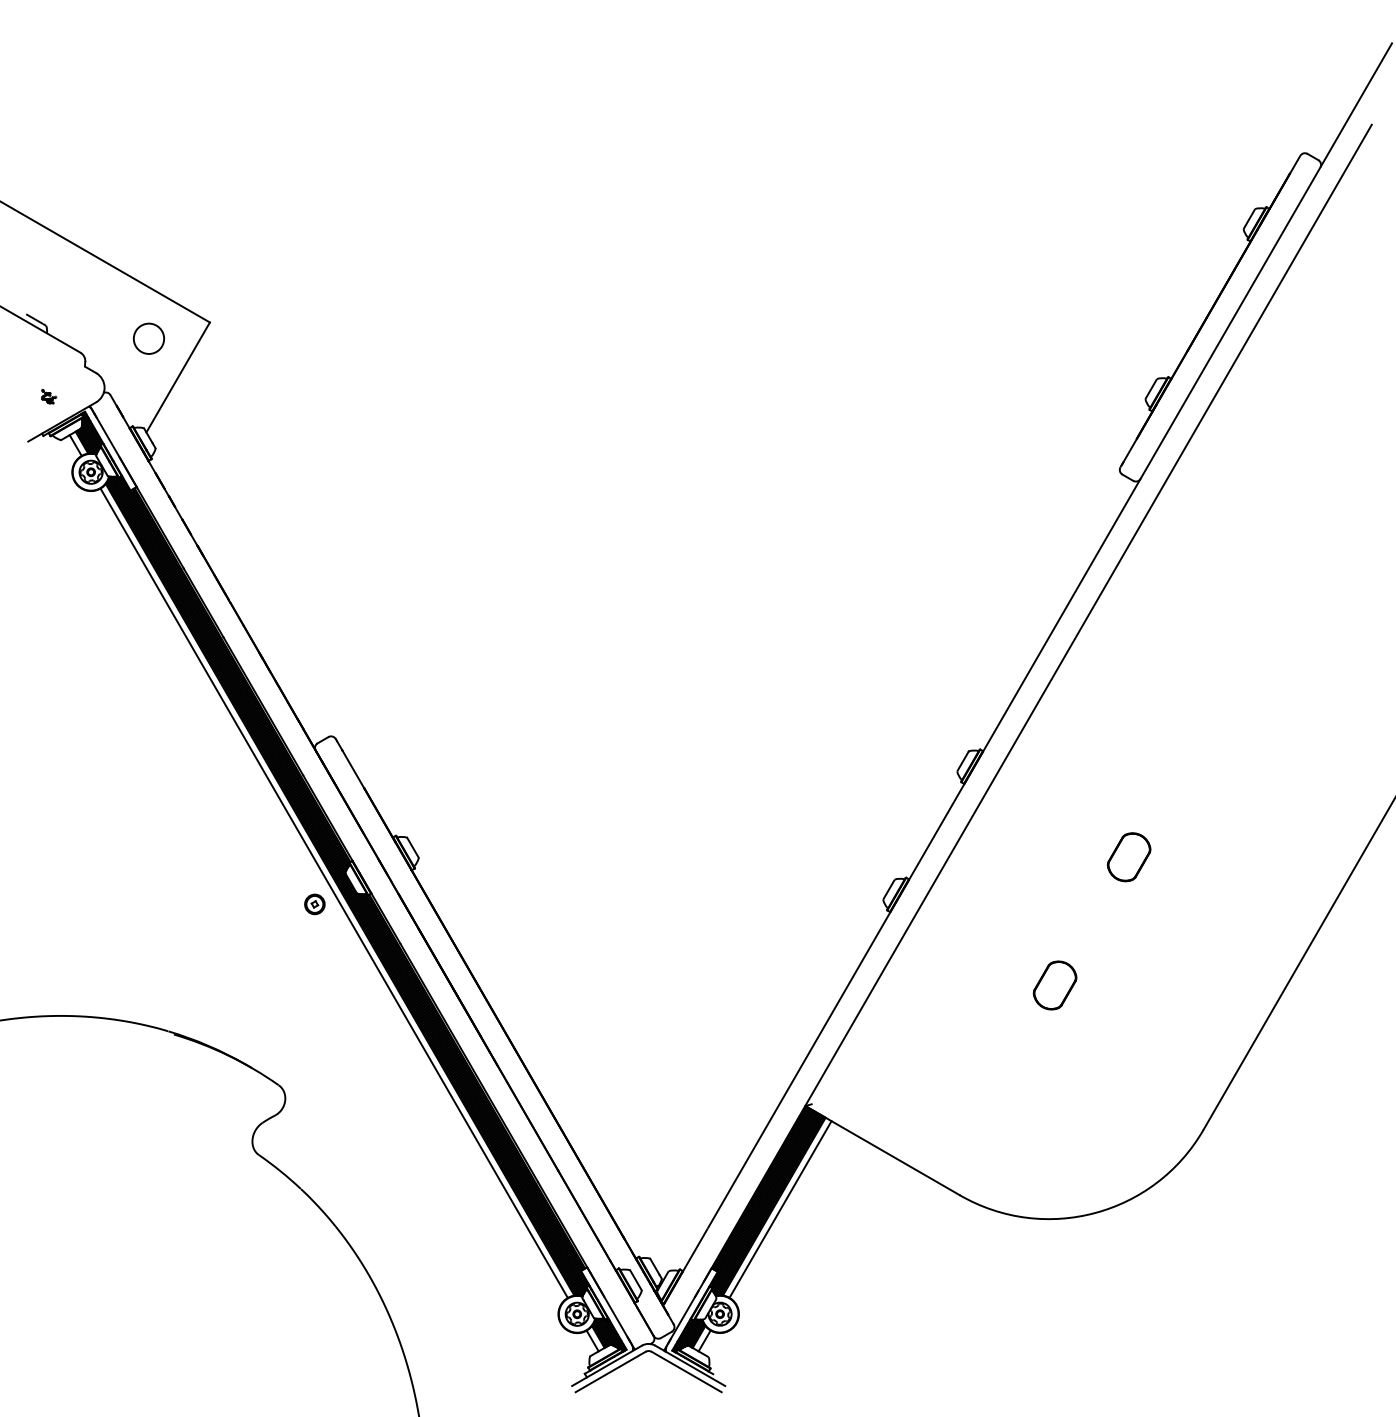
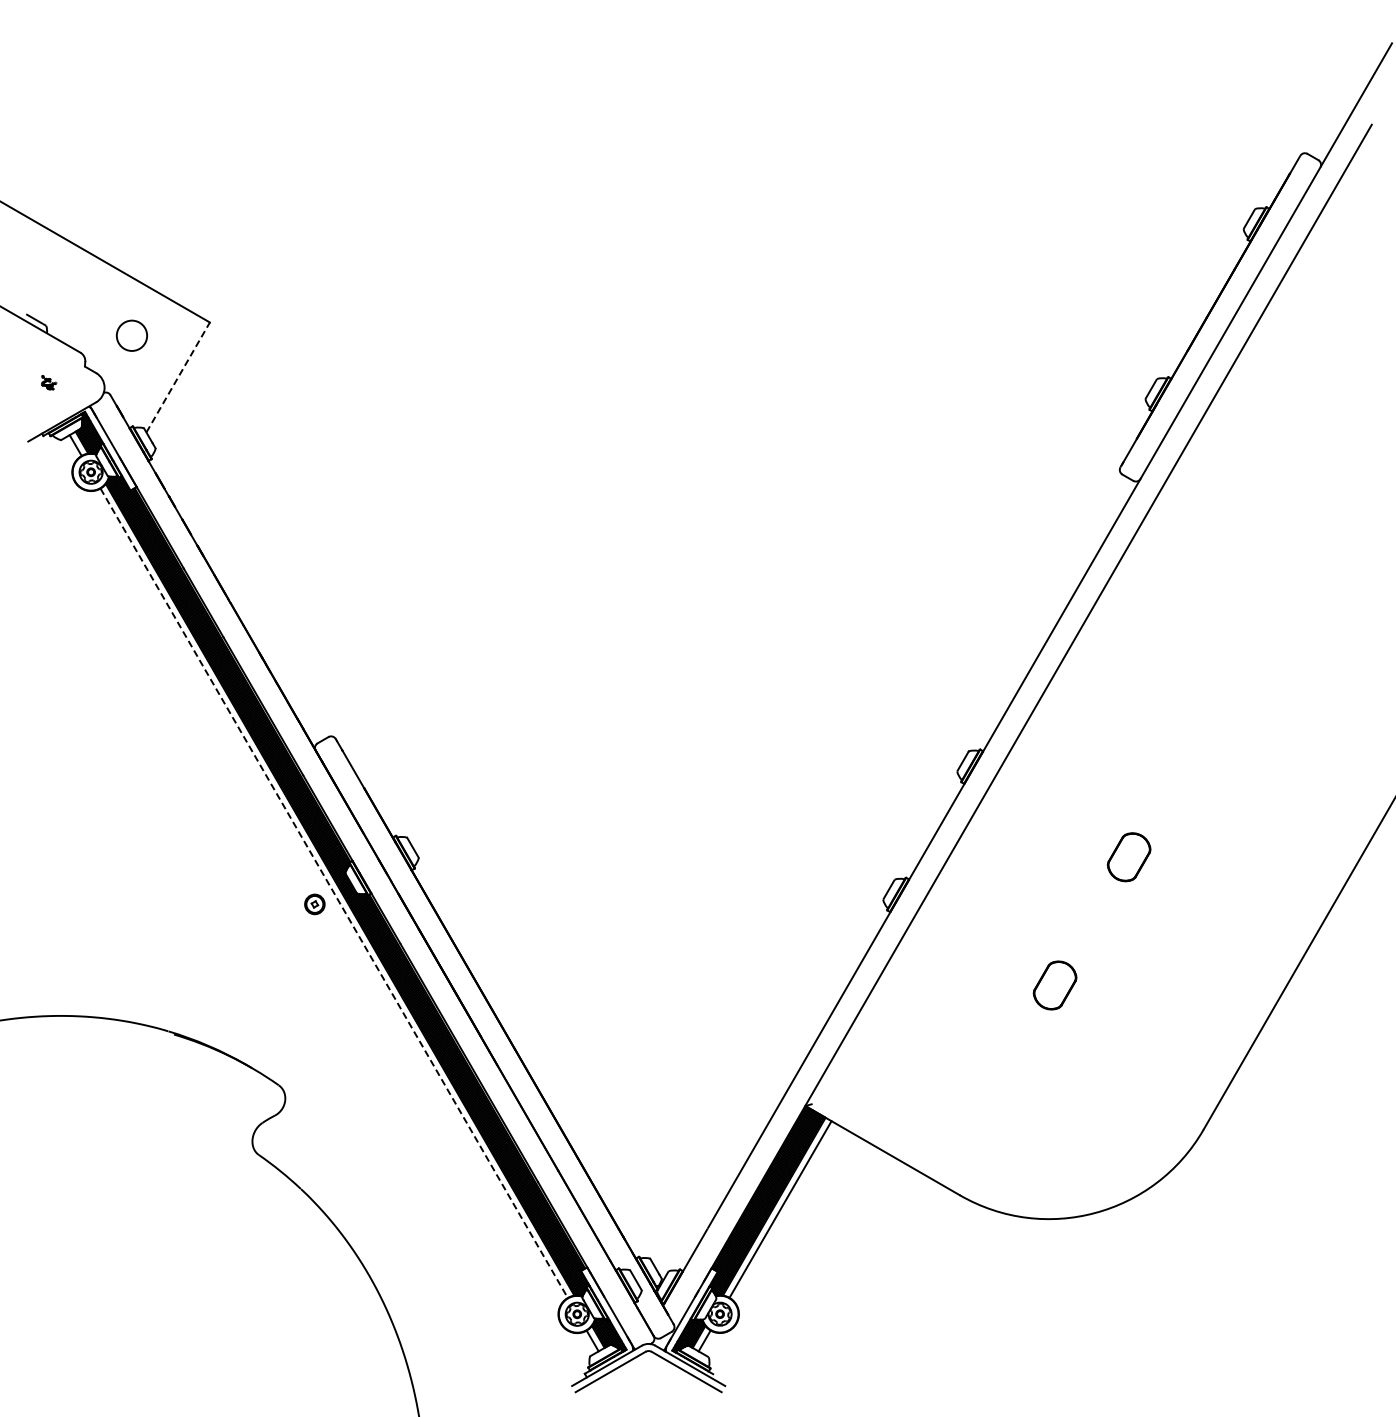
circle position: (148, 338) -> (131, 335) (131, 335)
line: solid -> dashed (178, 377)
part position: (49, 396) -> (49, 382) (49, 382)
line: solid -> dashed (334, 893)
